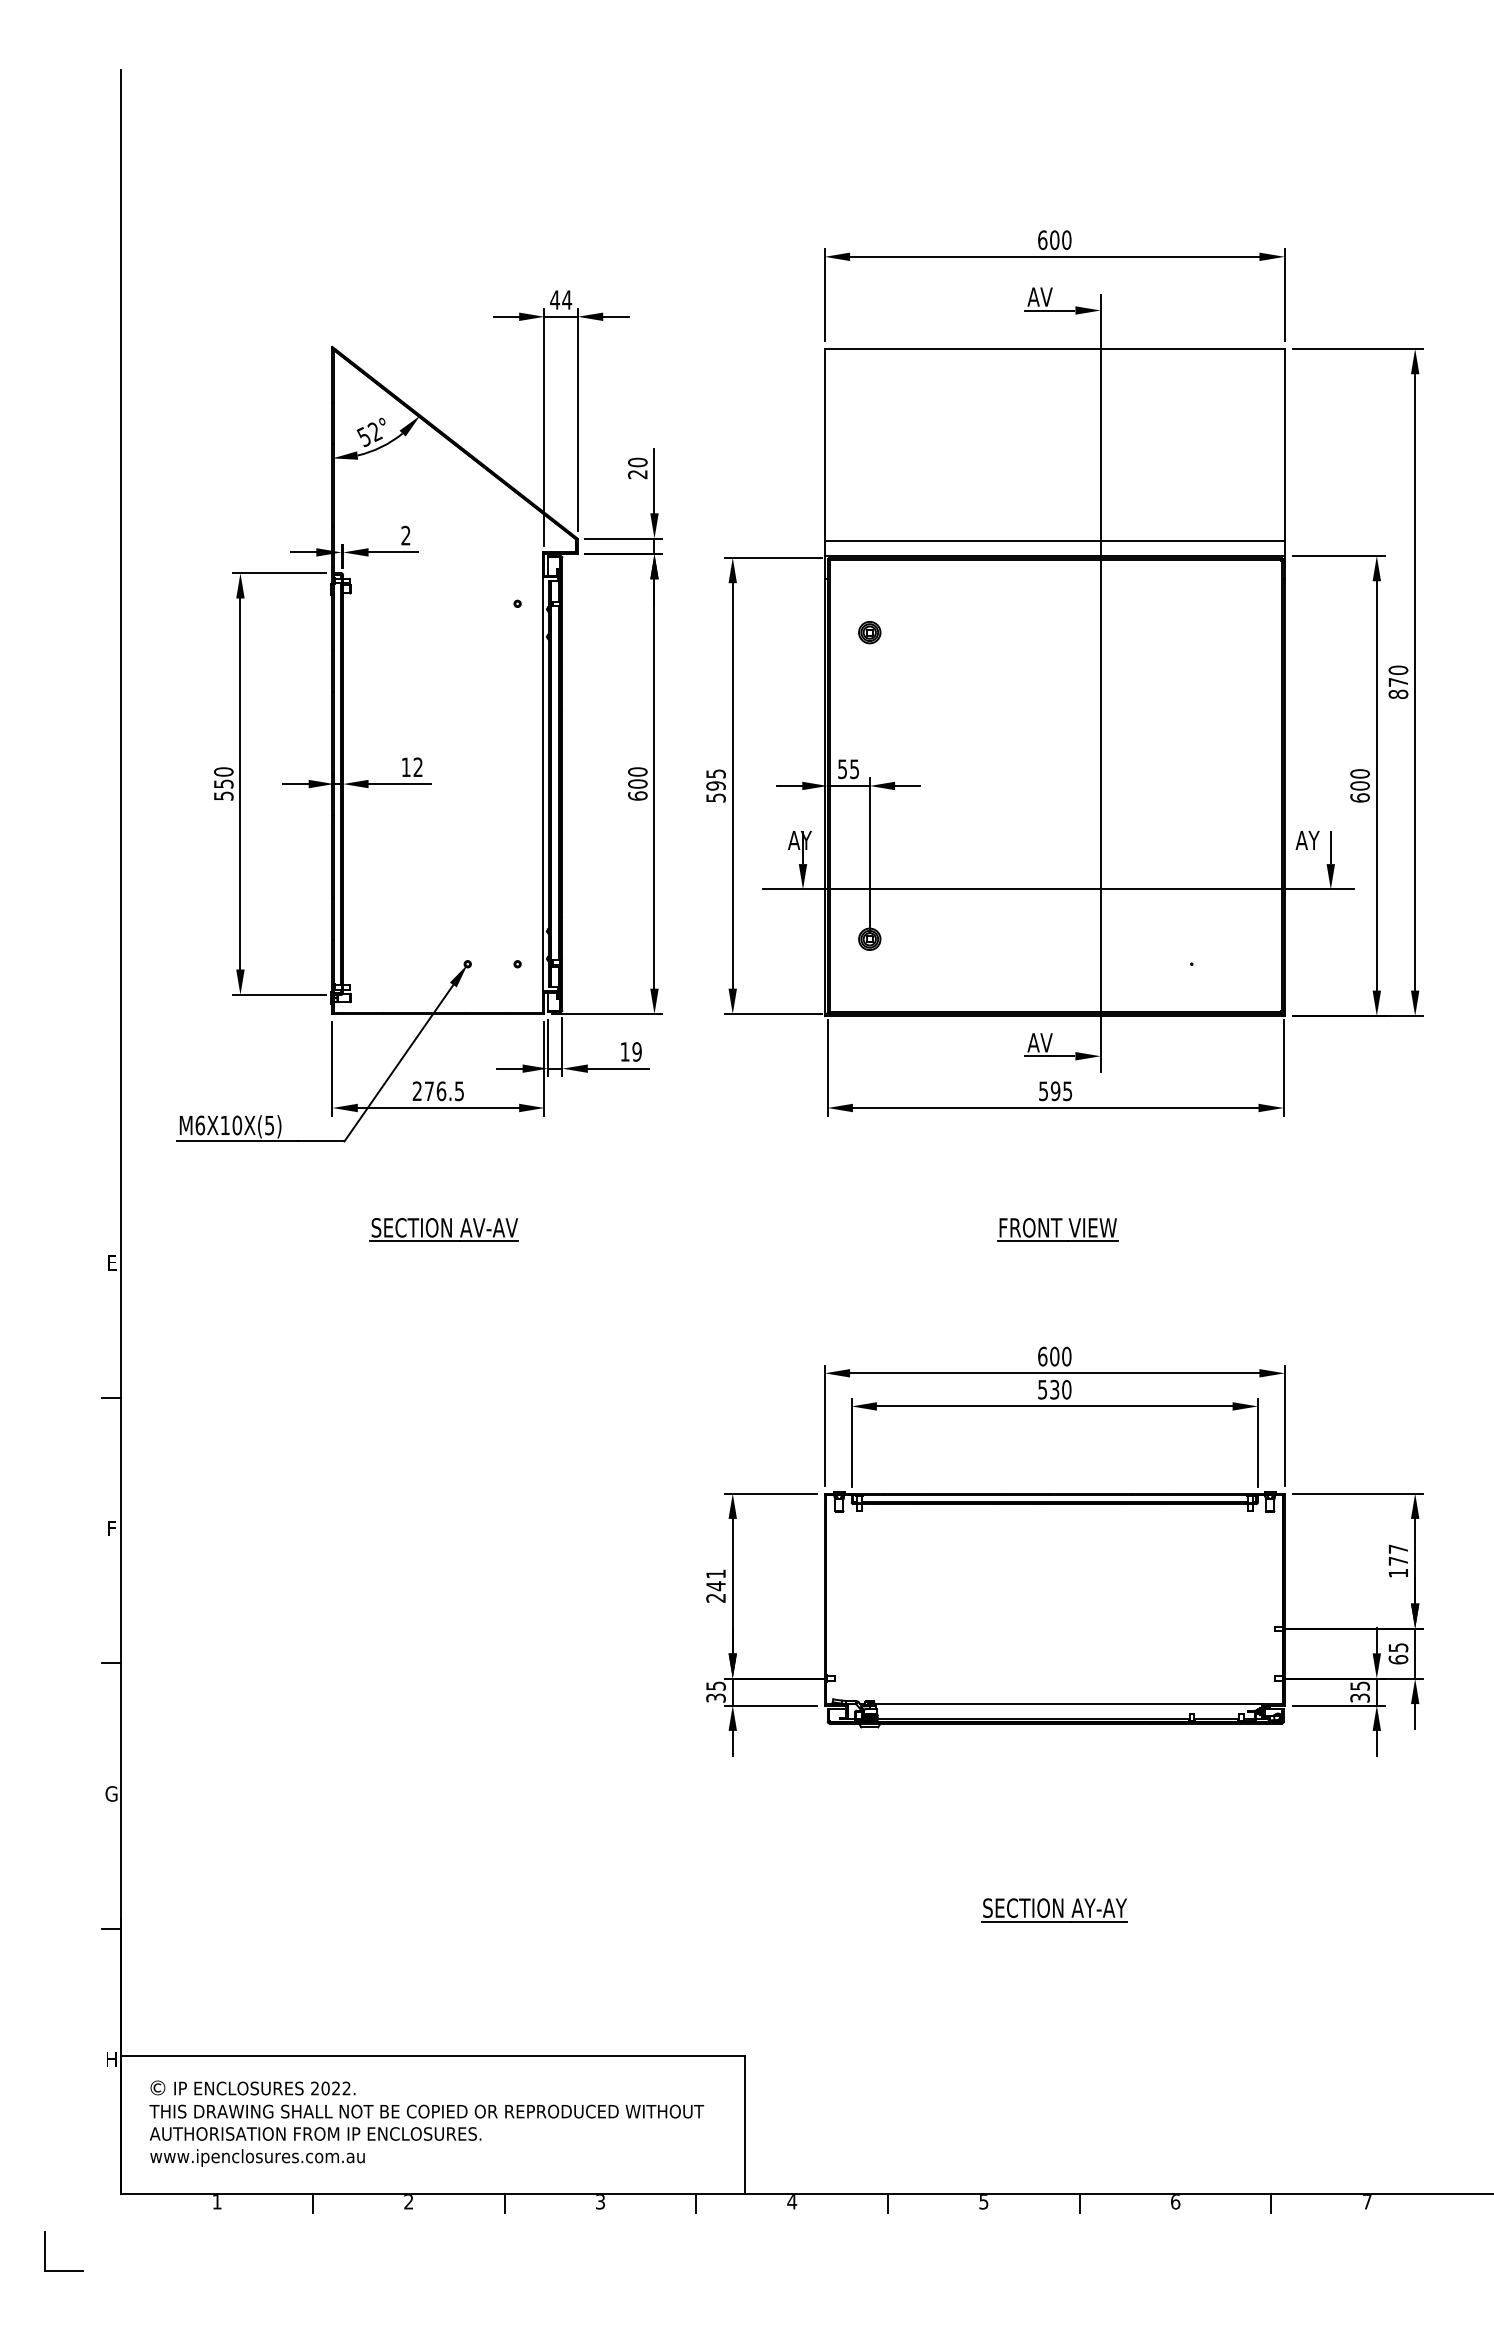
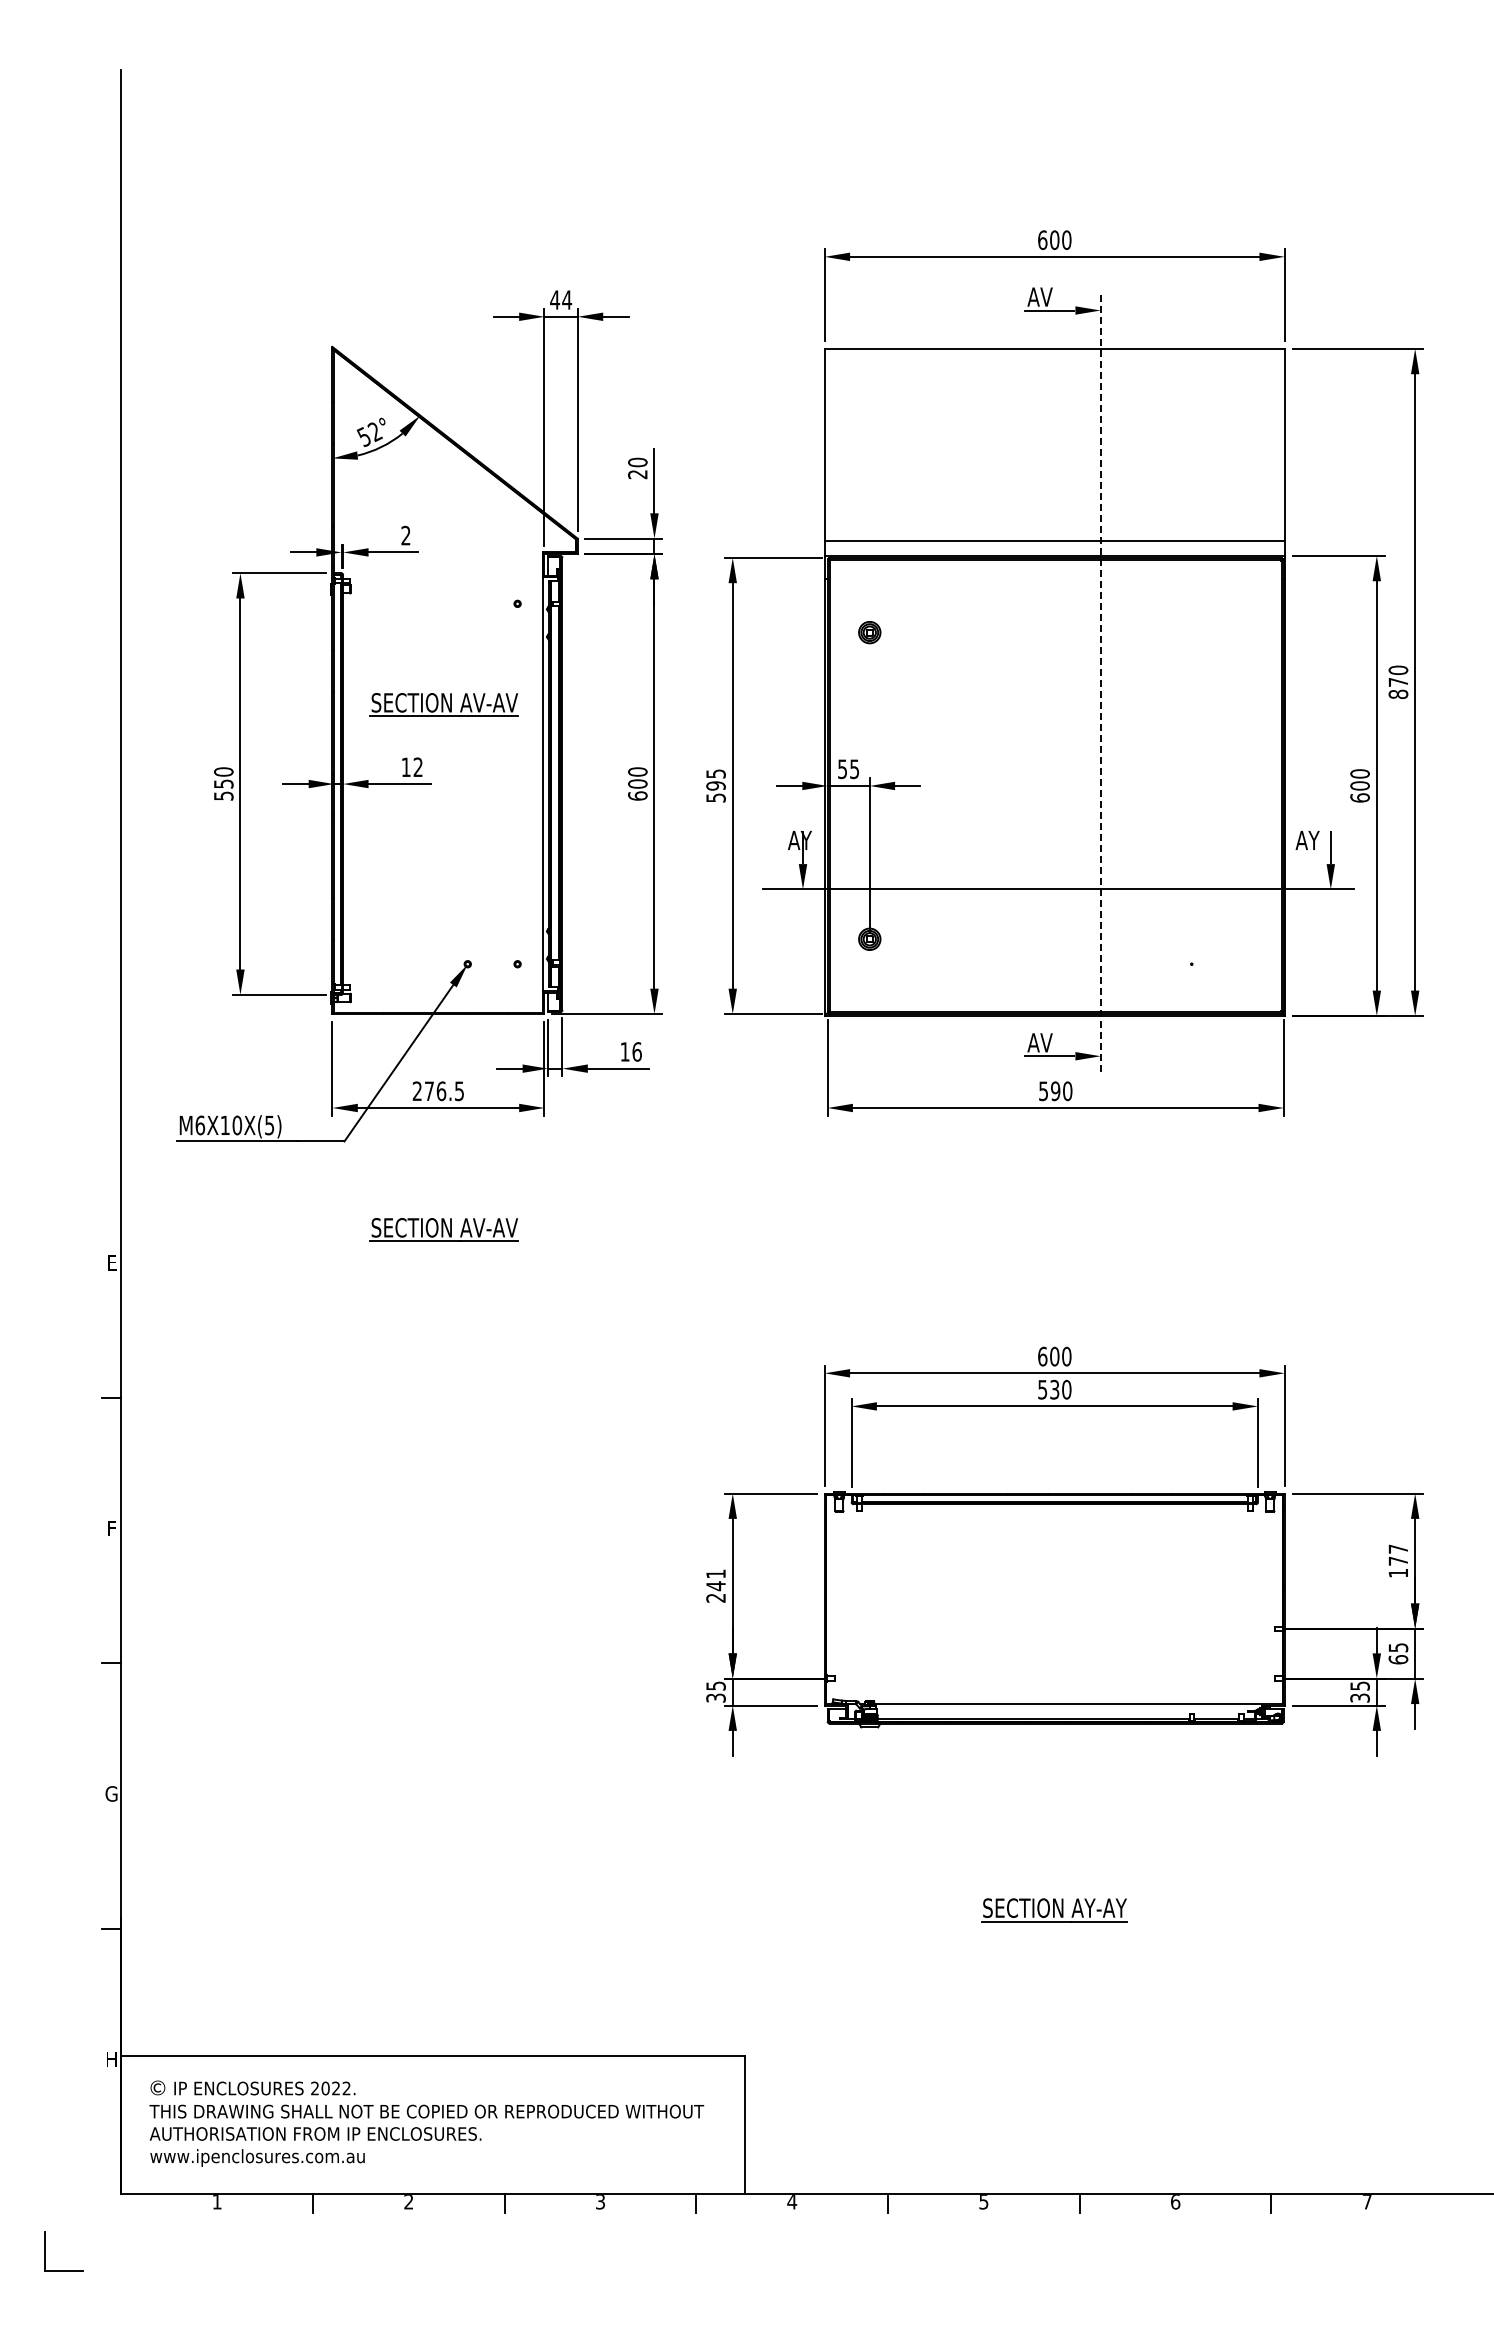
line: solid -> dashed (1100, 682)
part: none -> present (443, 704)
text: 19 -> 16 (636, 1051)
text: 595 -> 590 (1067, 1091)
part: present -> none (1057, 1229)
